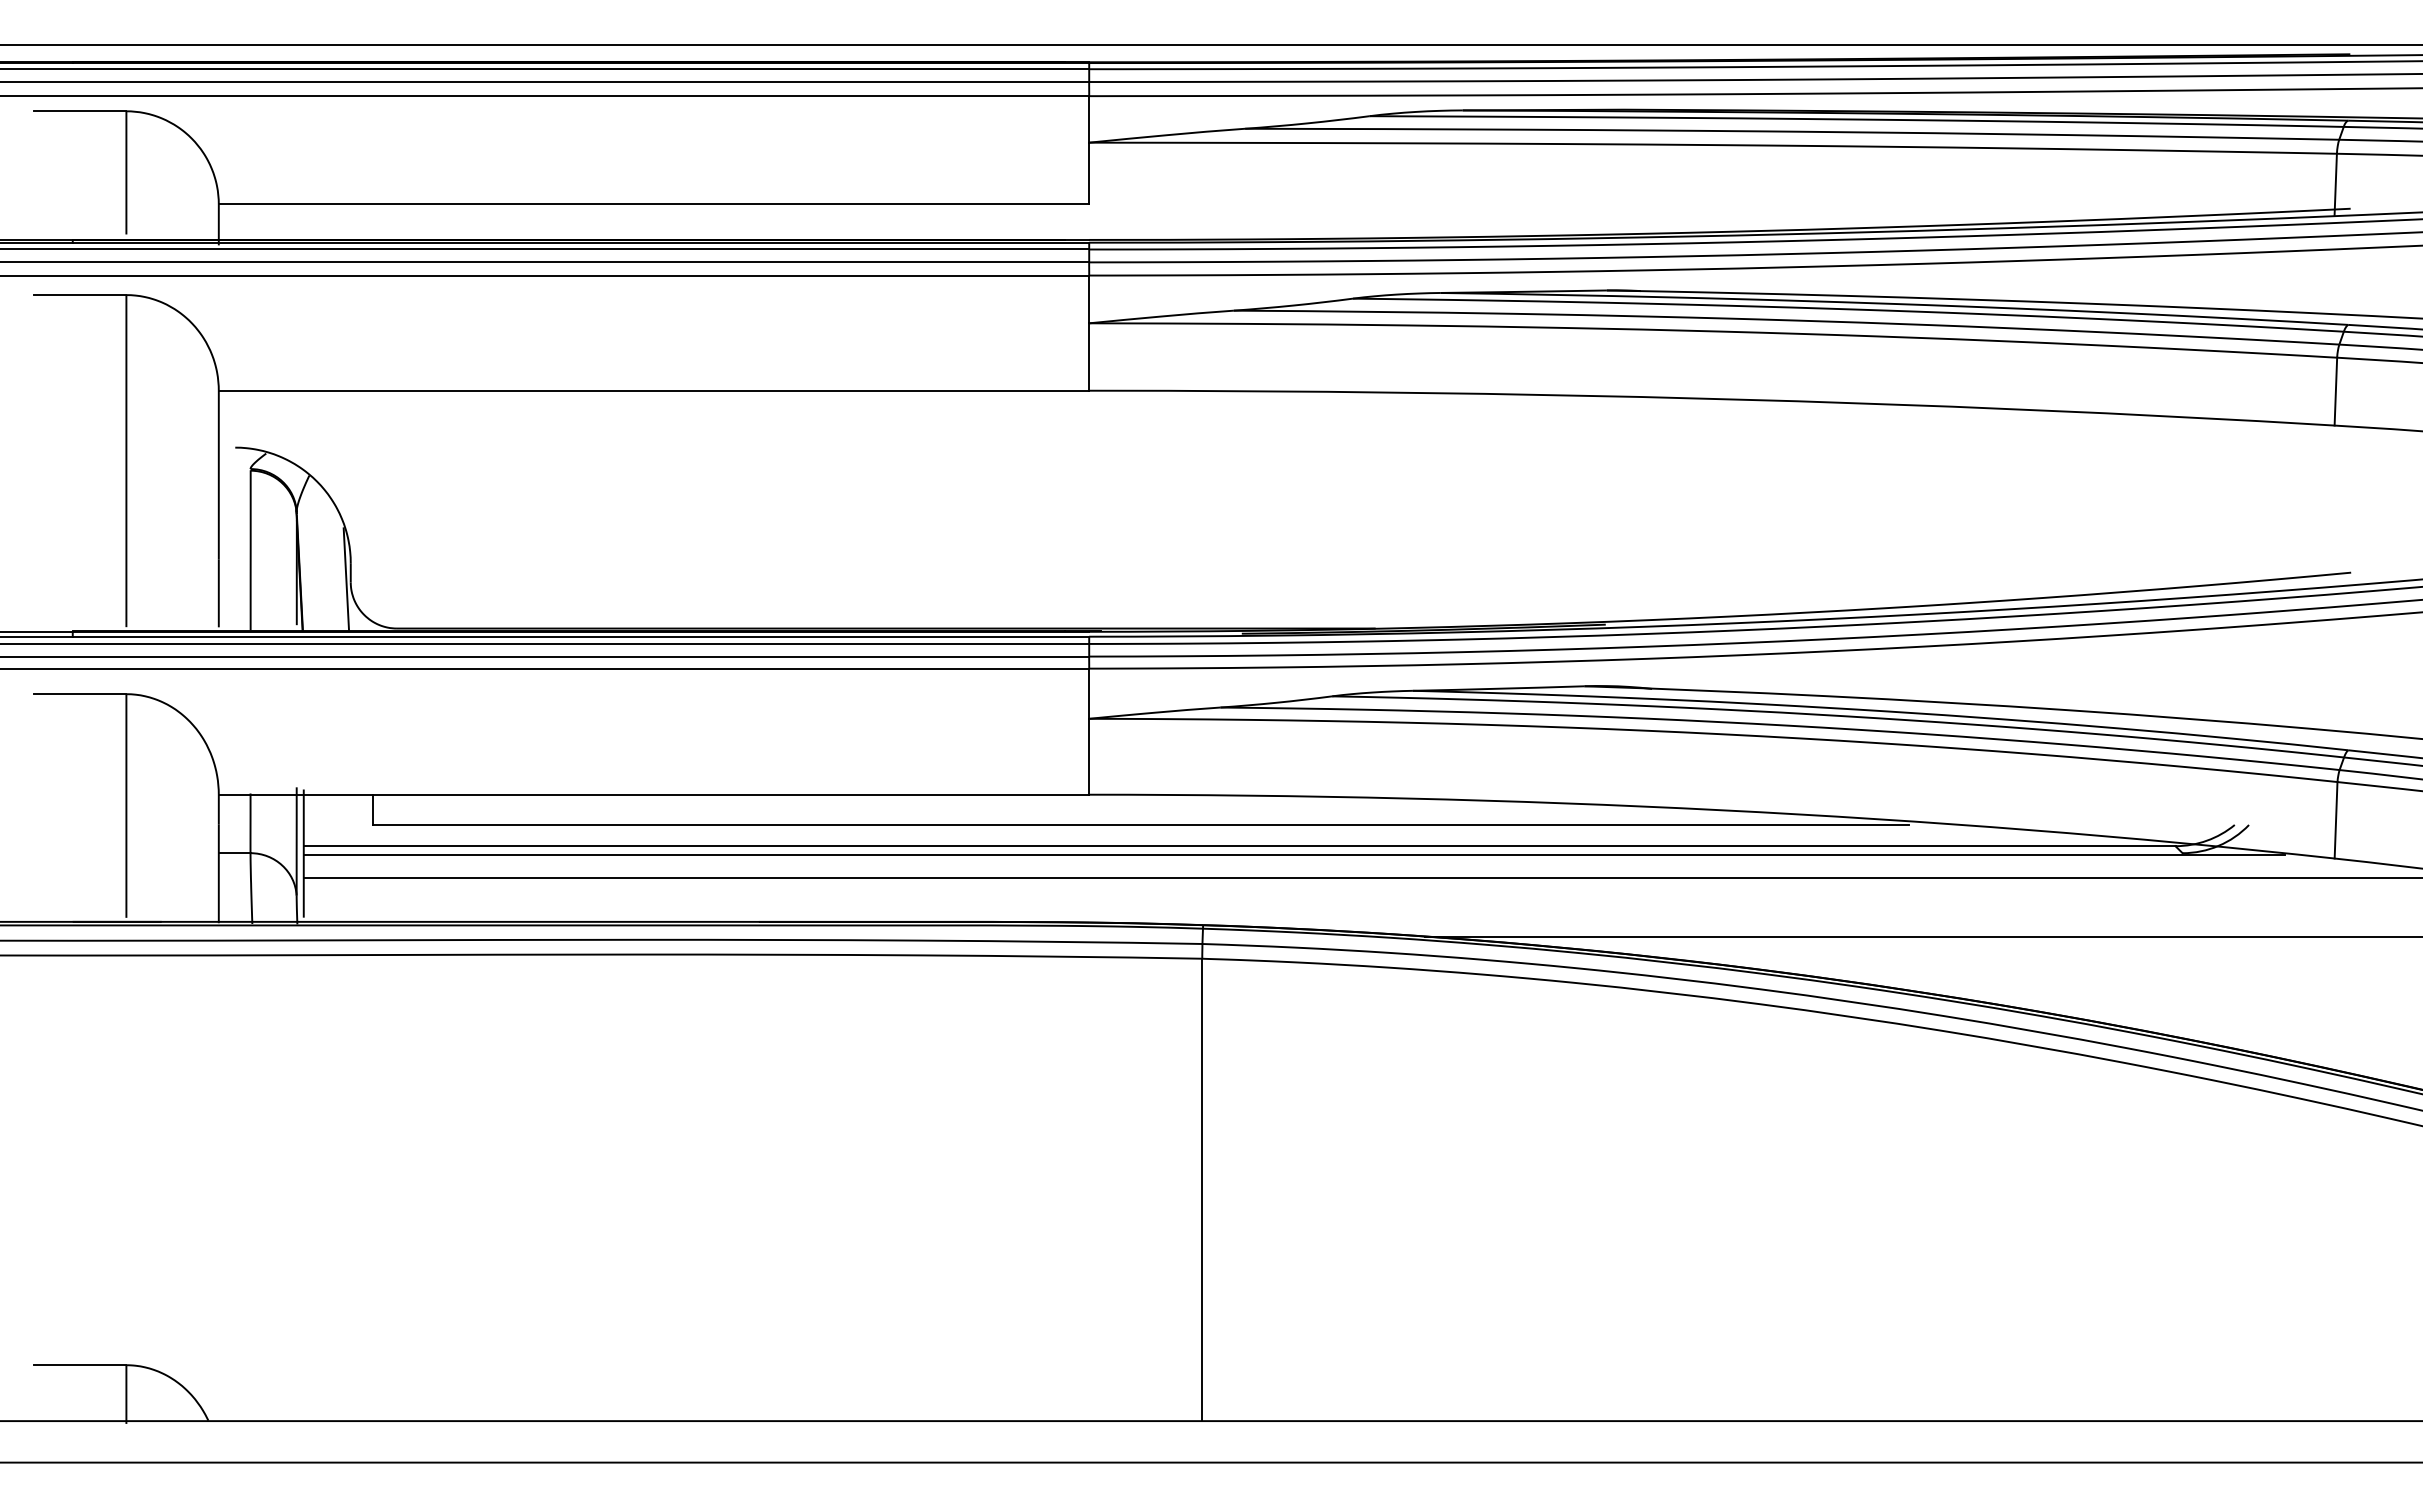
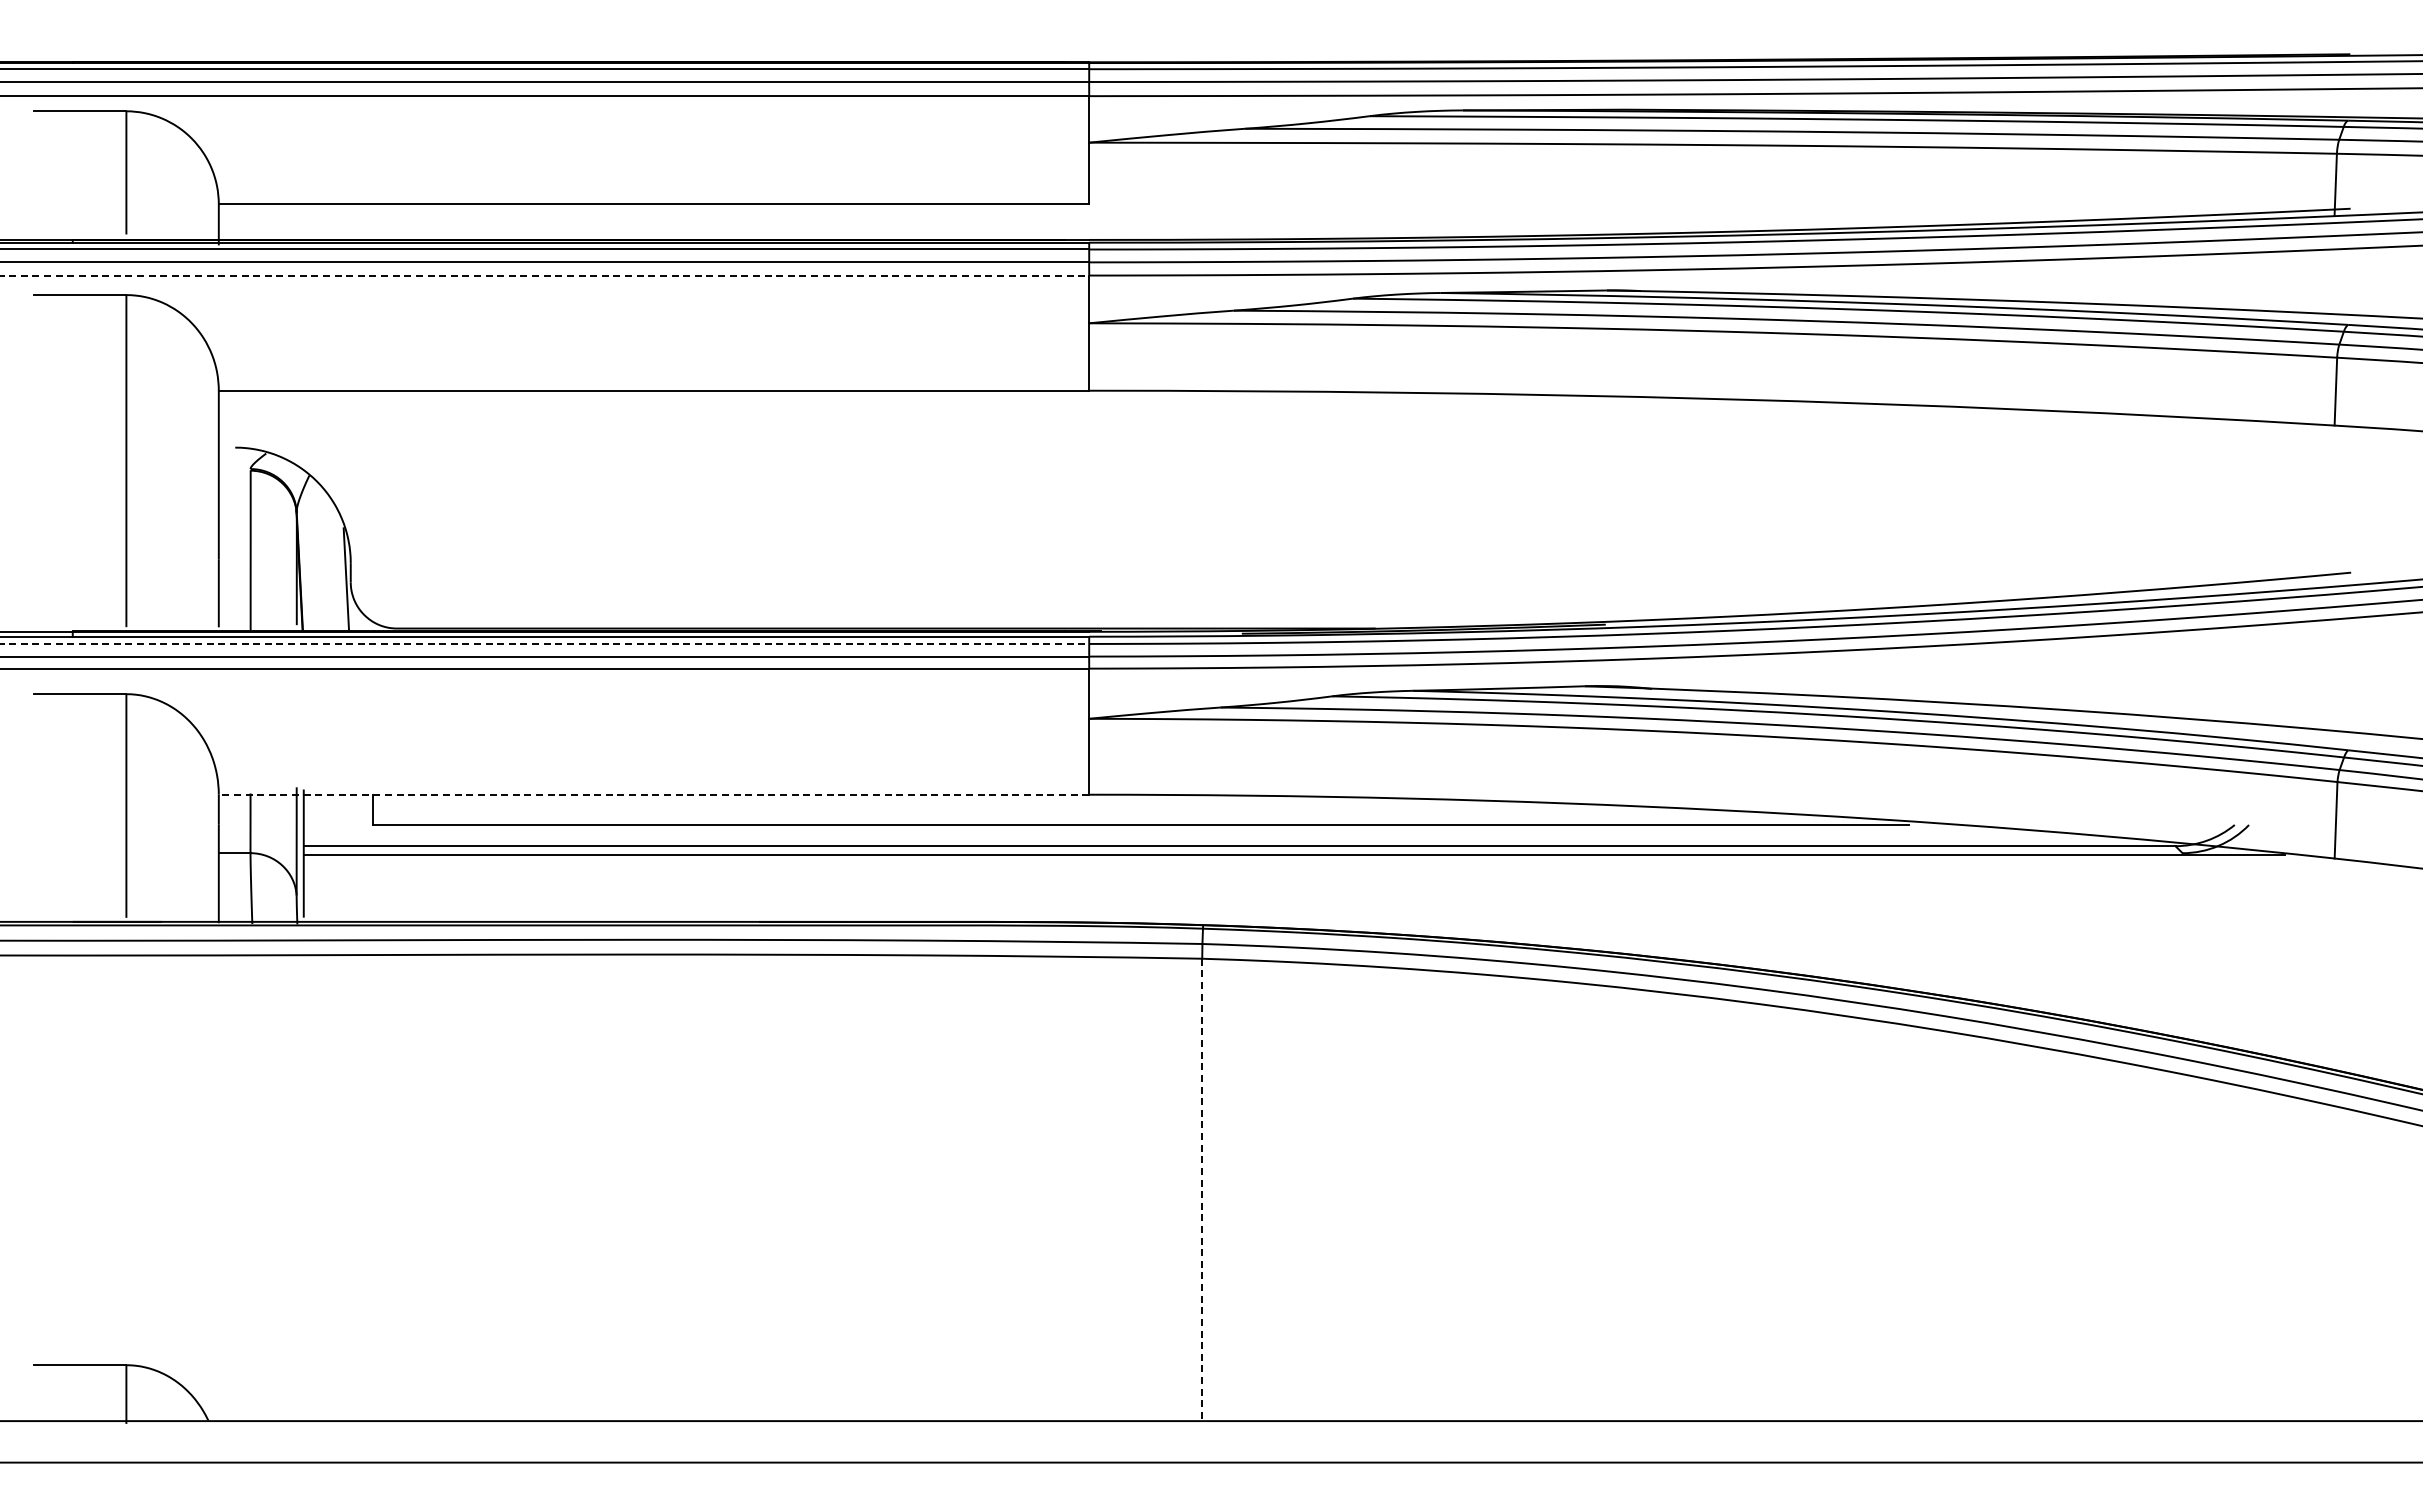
line: present -> none (1210, 45)
line: solid -> dashed (545, 275)
line: solid -> dashed (545, 643)
line: solid -> dashed (653, 794)
line: present -> none (1361, 877)
line: present -> none (1921, 937)
line: solid -> dashed (1202, 1190)
